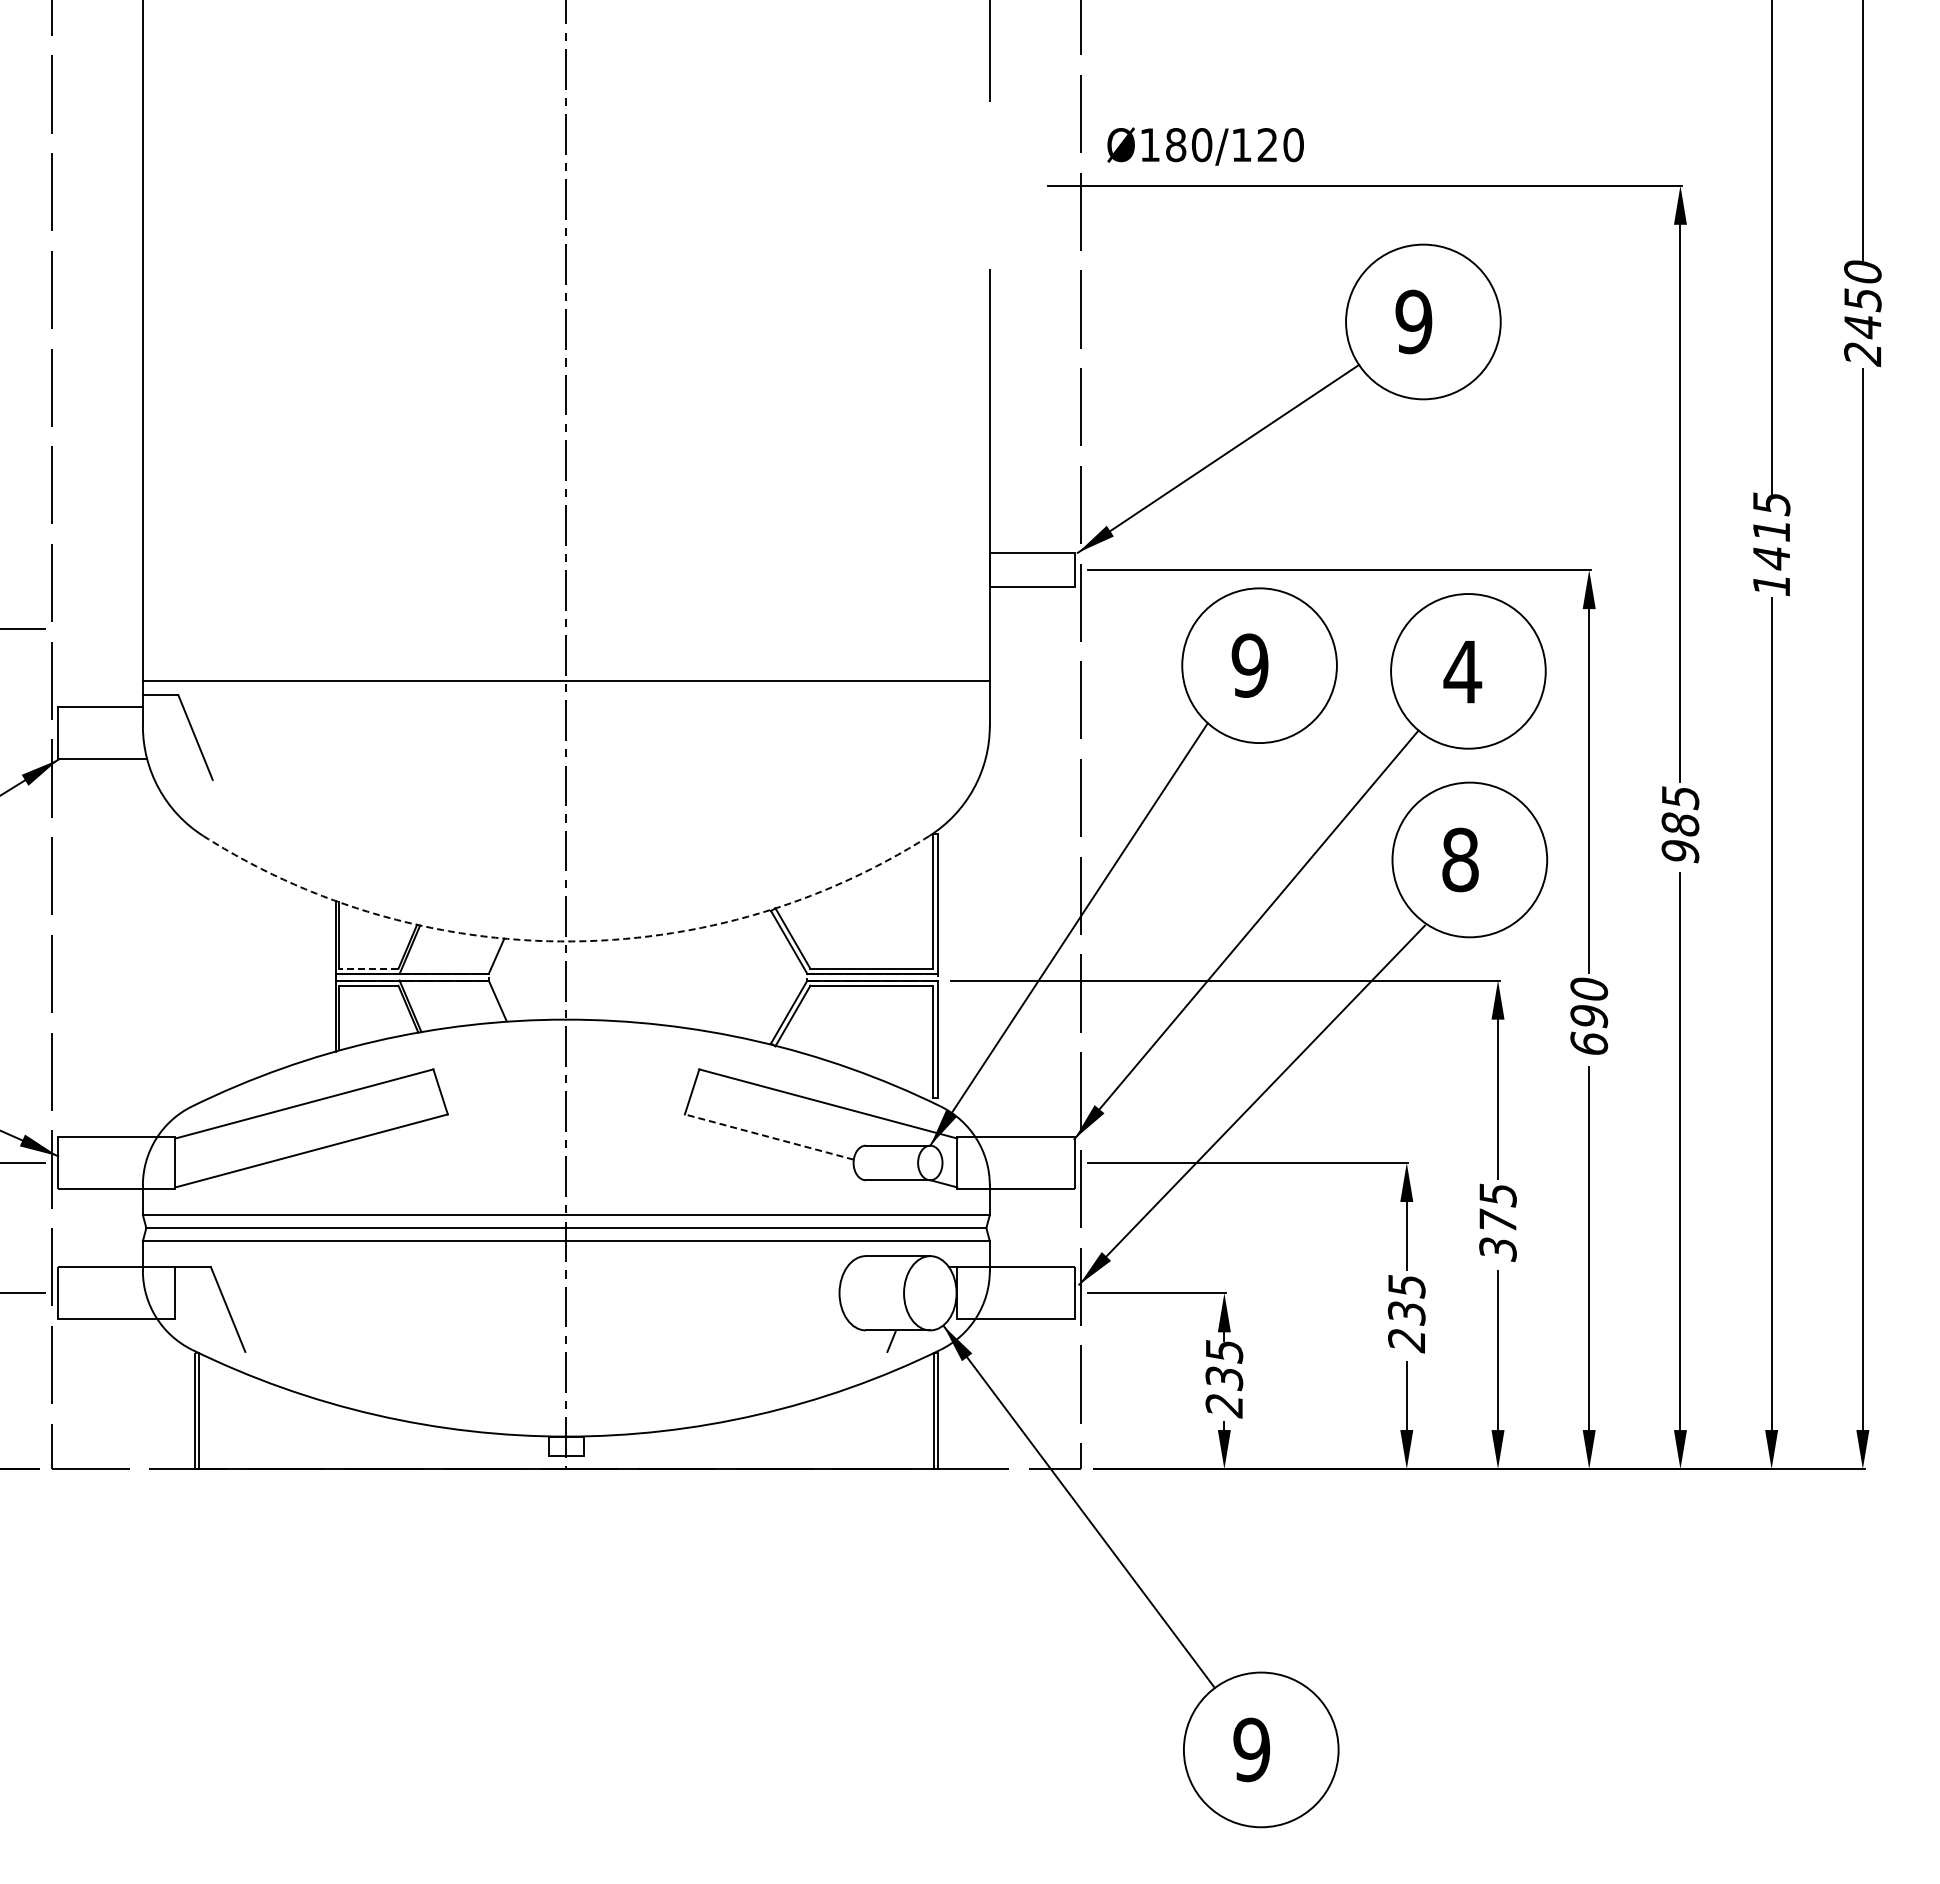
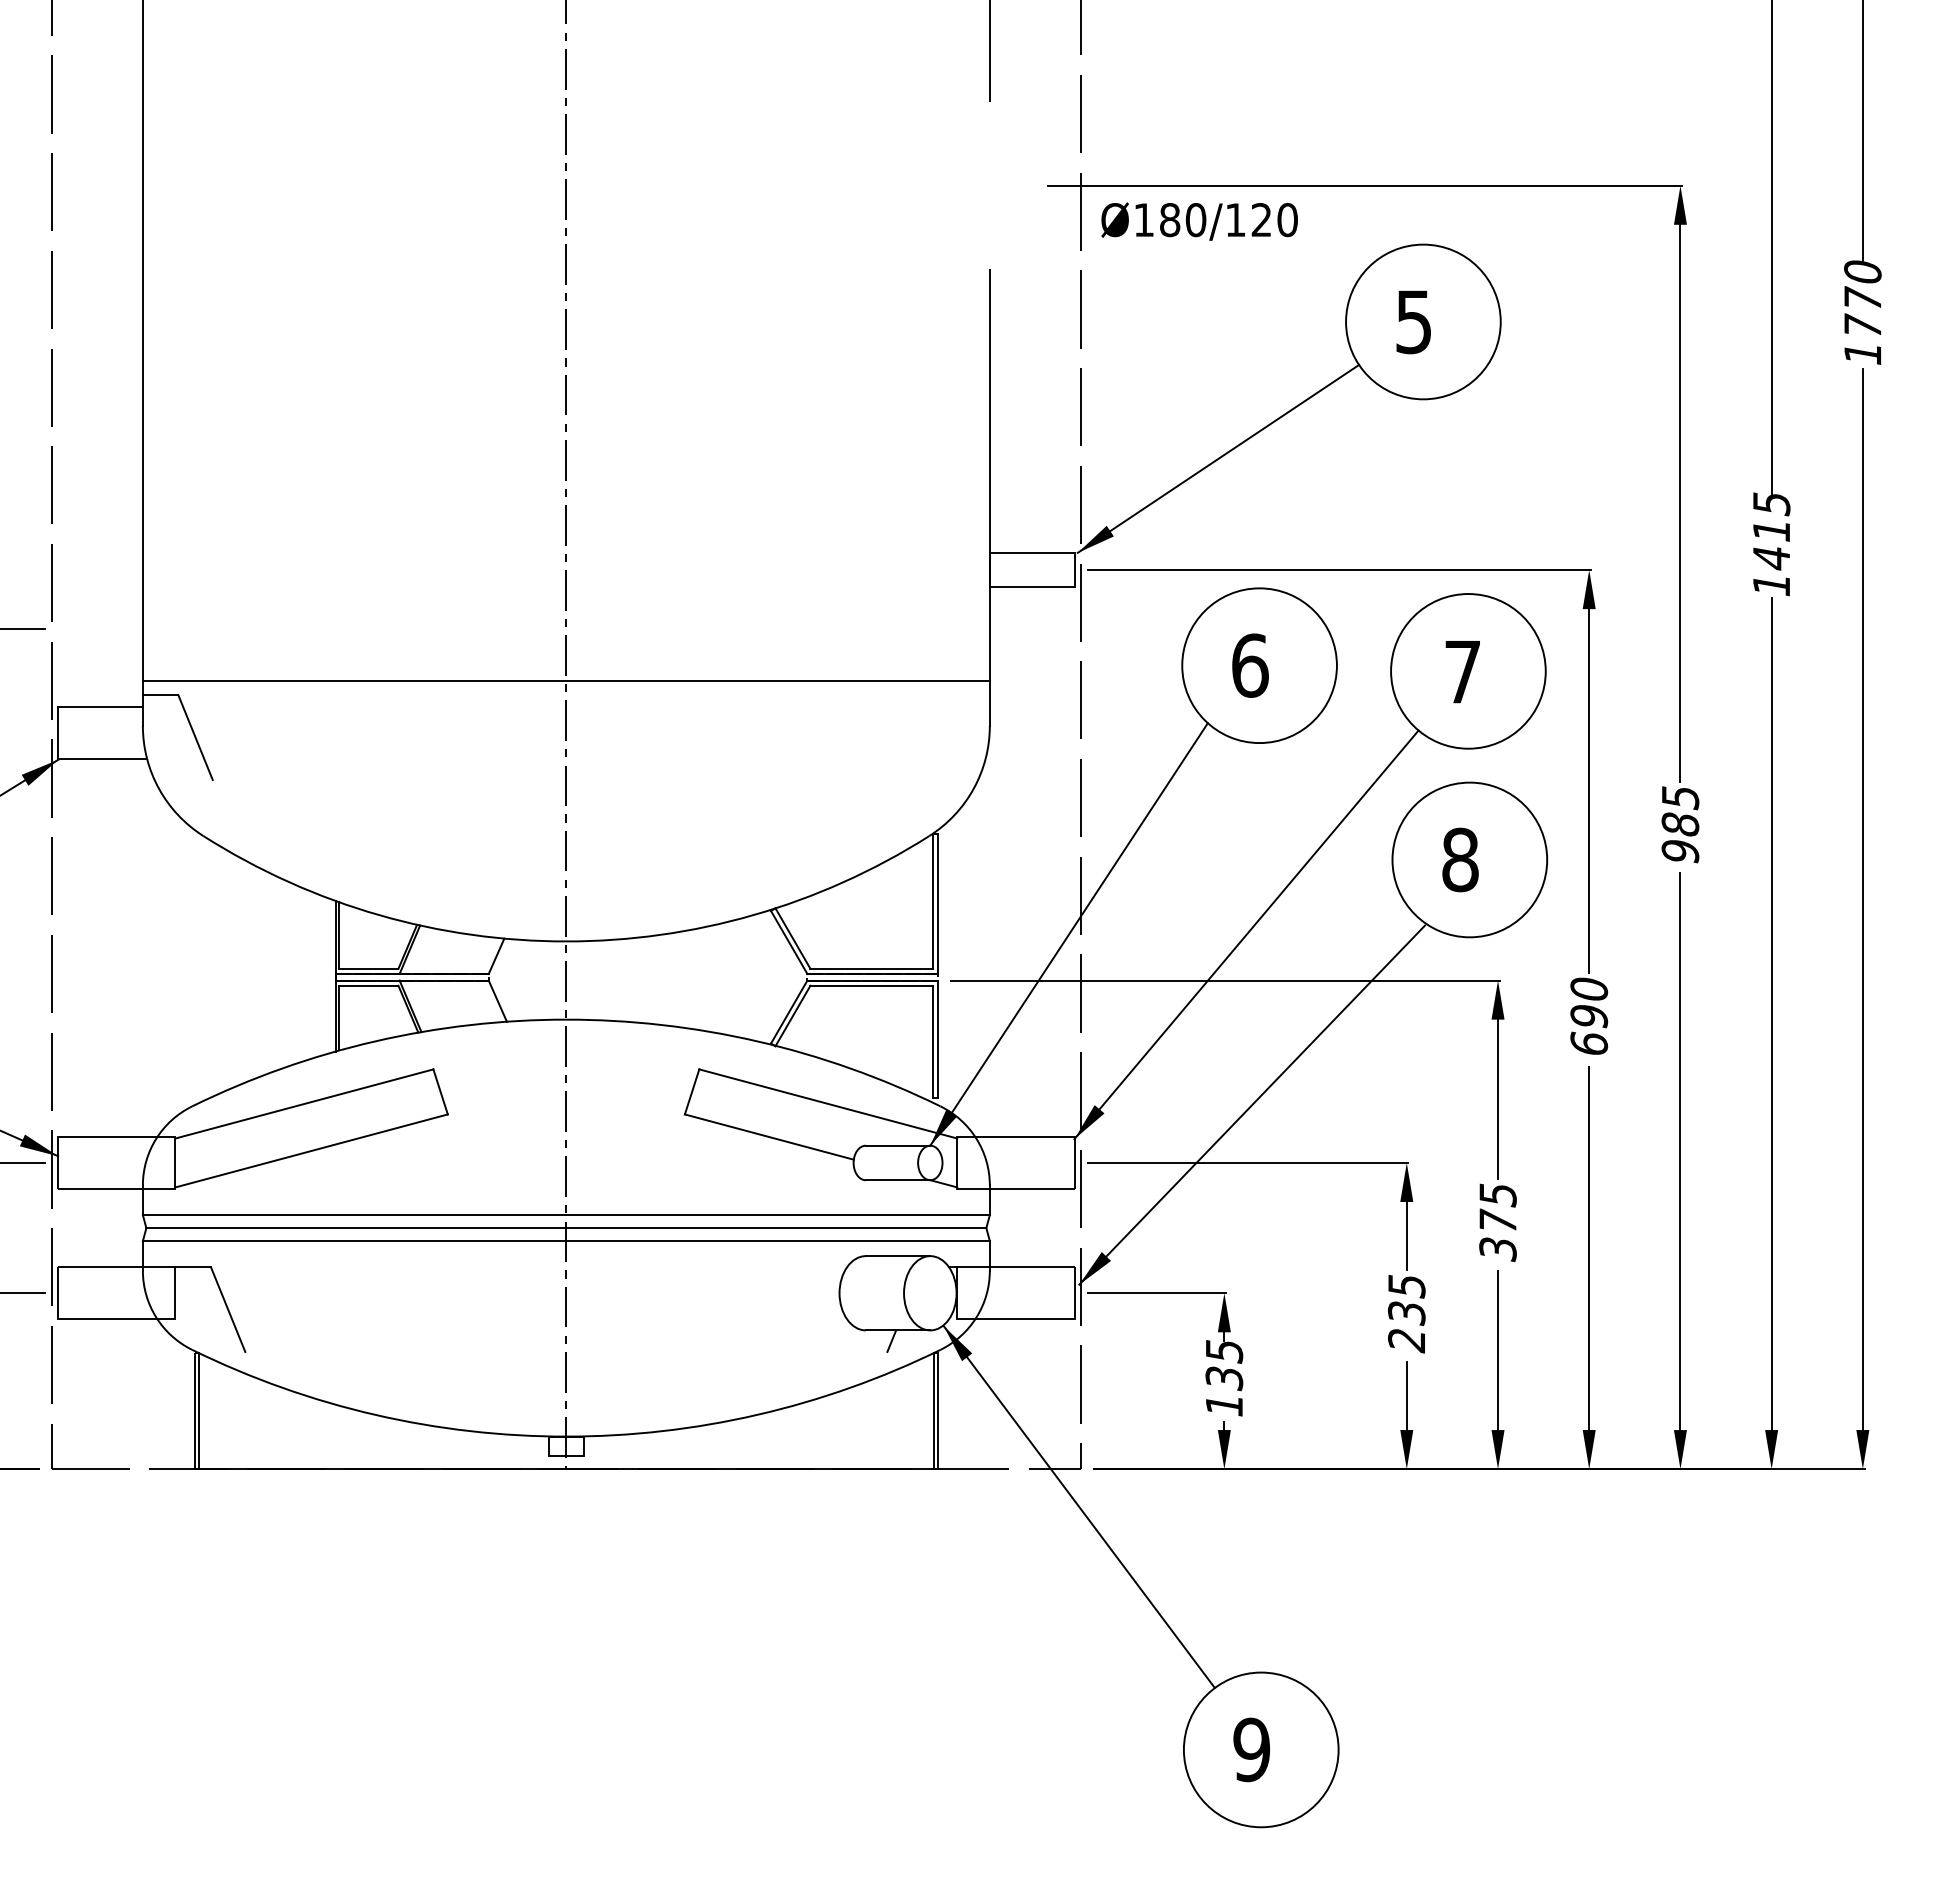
text position: (1205, 146) -> (1199, 221) (1199, 221)
text: 9 -> 5 (1413, 321)
text: 2450 -> 1770 (1862, 326)
text: 9 -> 6 (1249, 665)
text: 4 -> 7 (1462, 672)
arc: dashed -> solid (566, 941)
line: dashed -> solid (368, 968)
line: dashed -> solid (768, 1136)
text: 235 -> 135 (1223, 1406)
